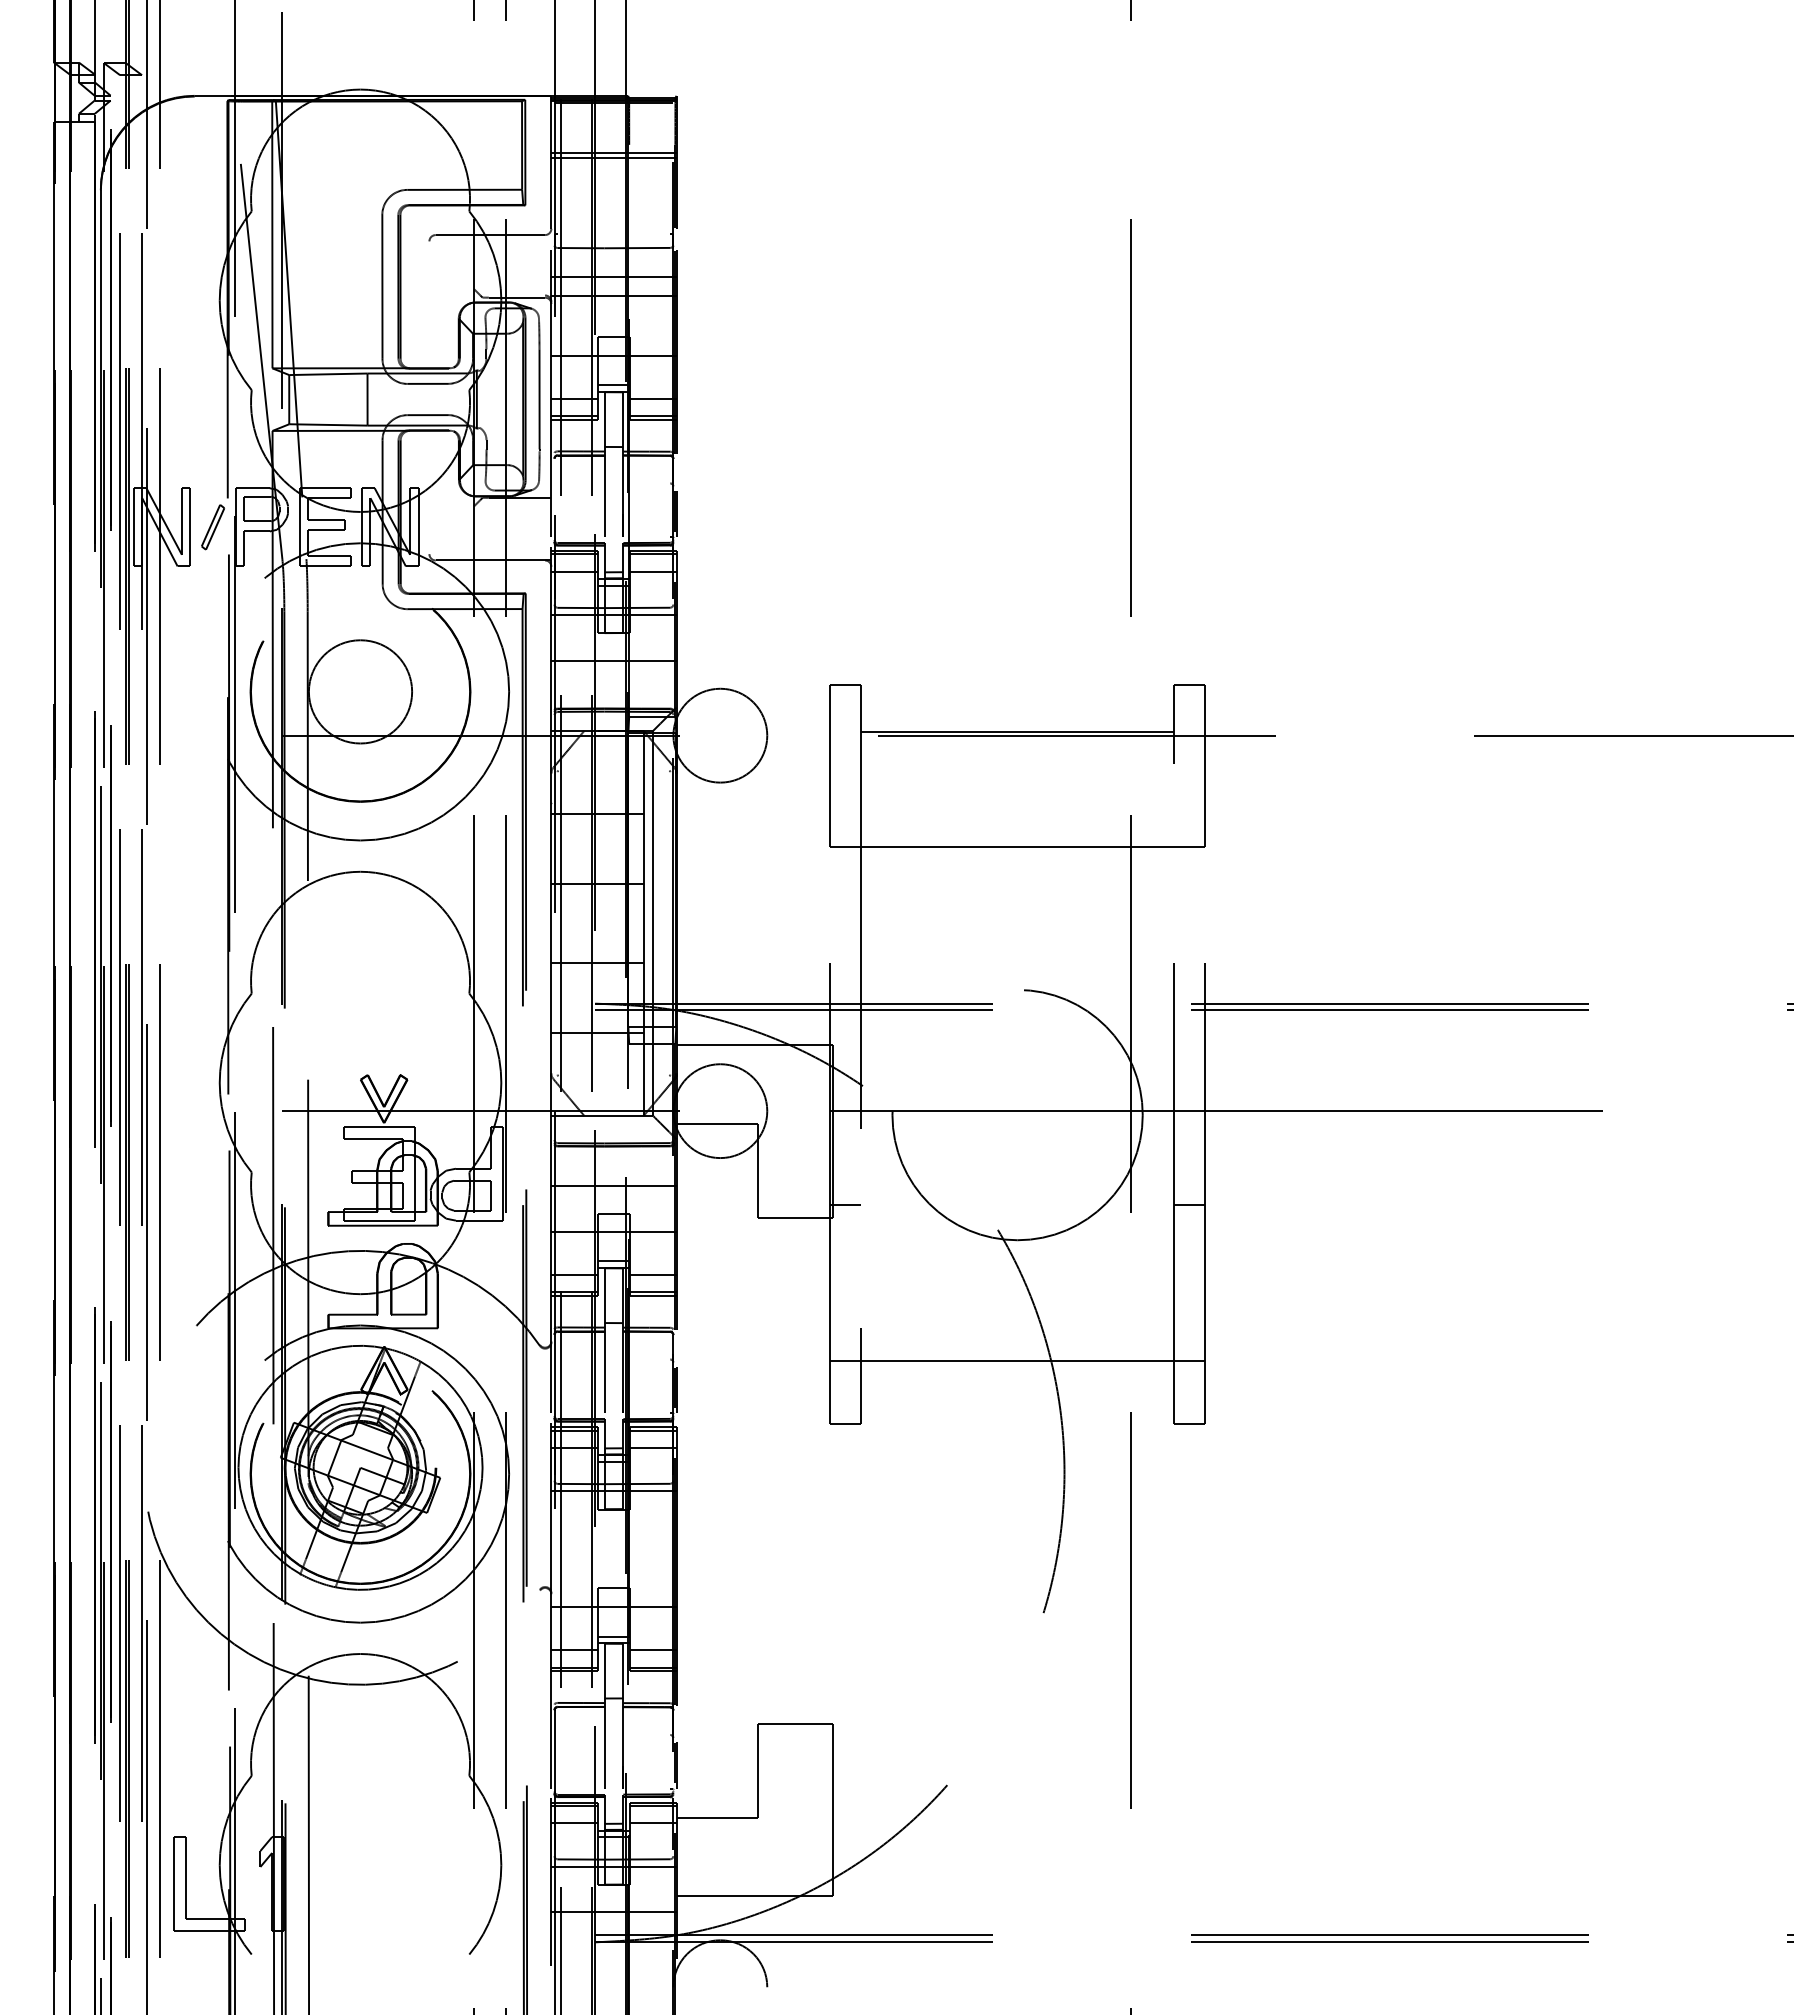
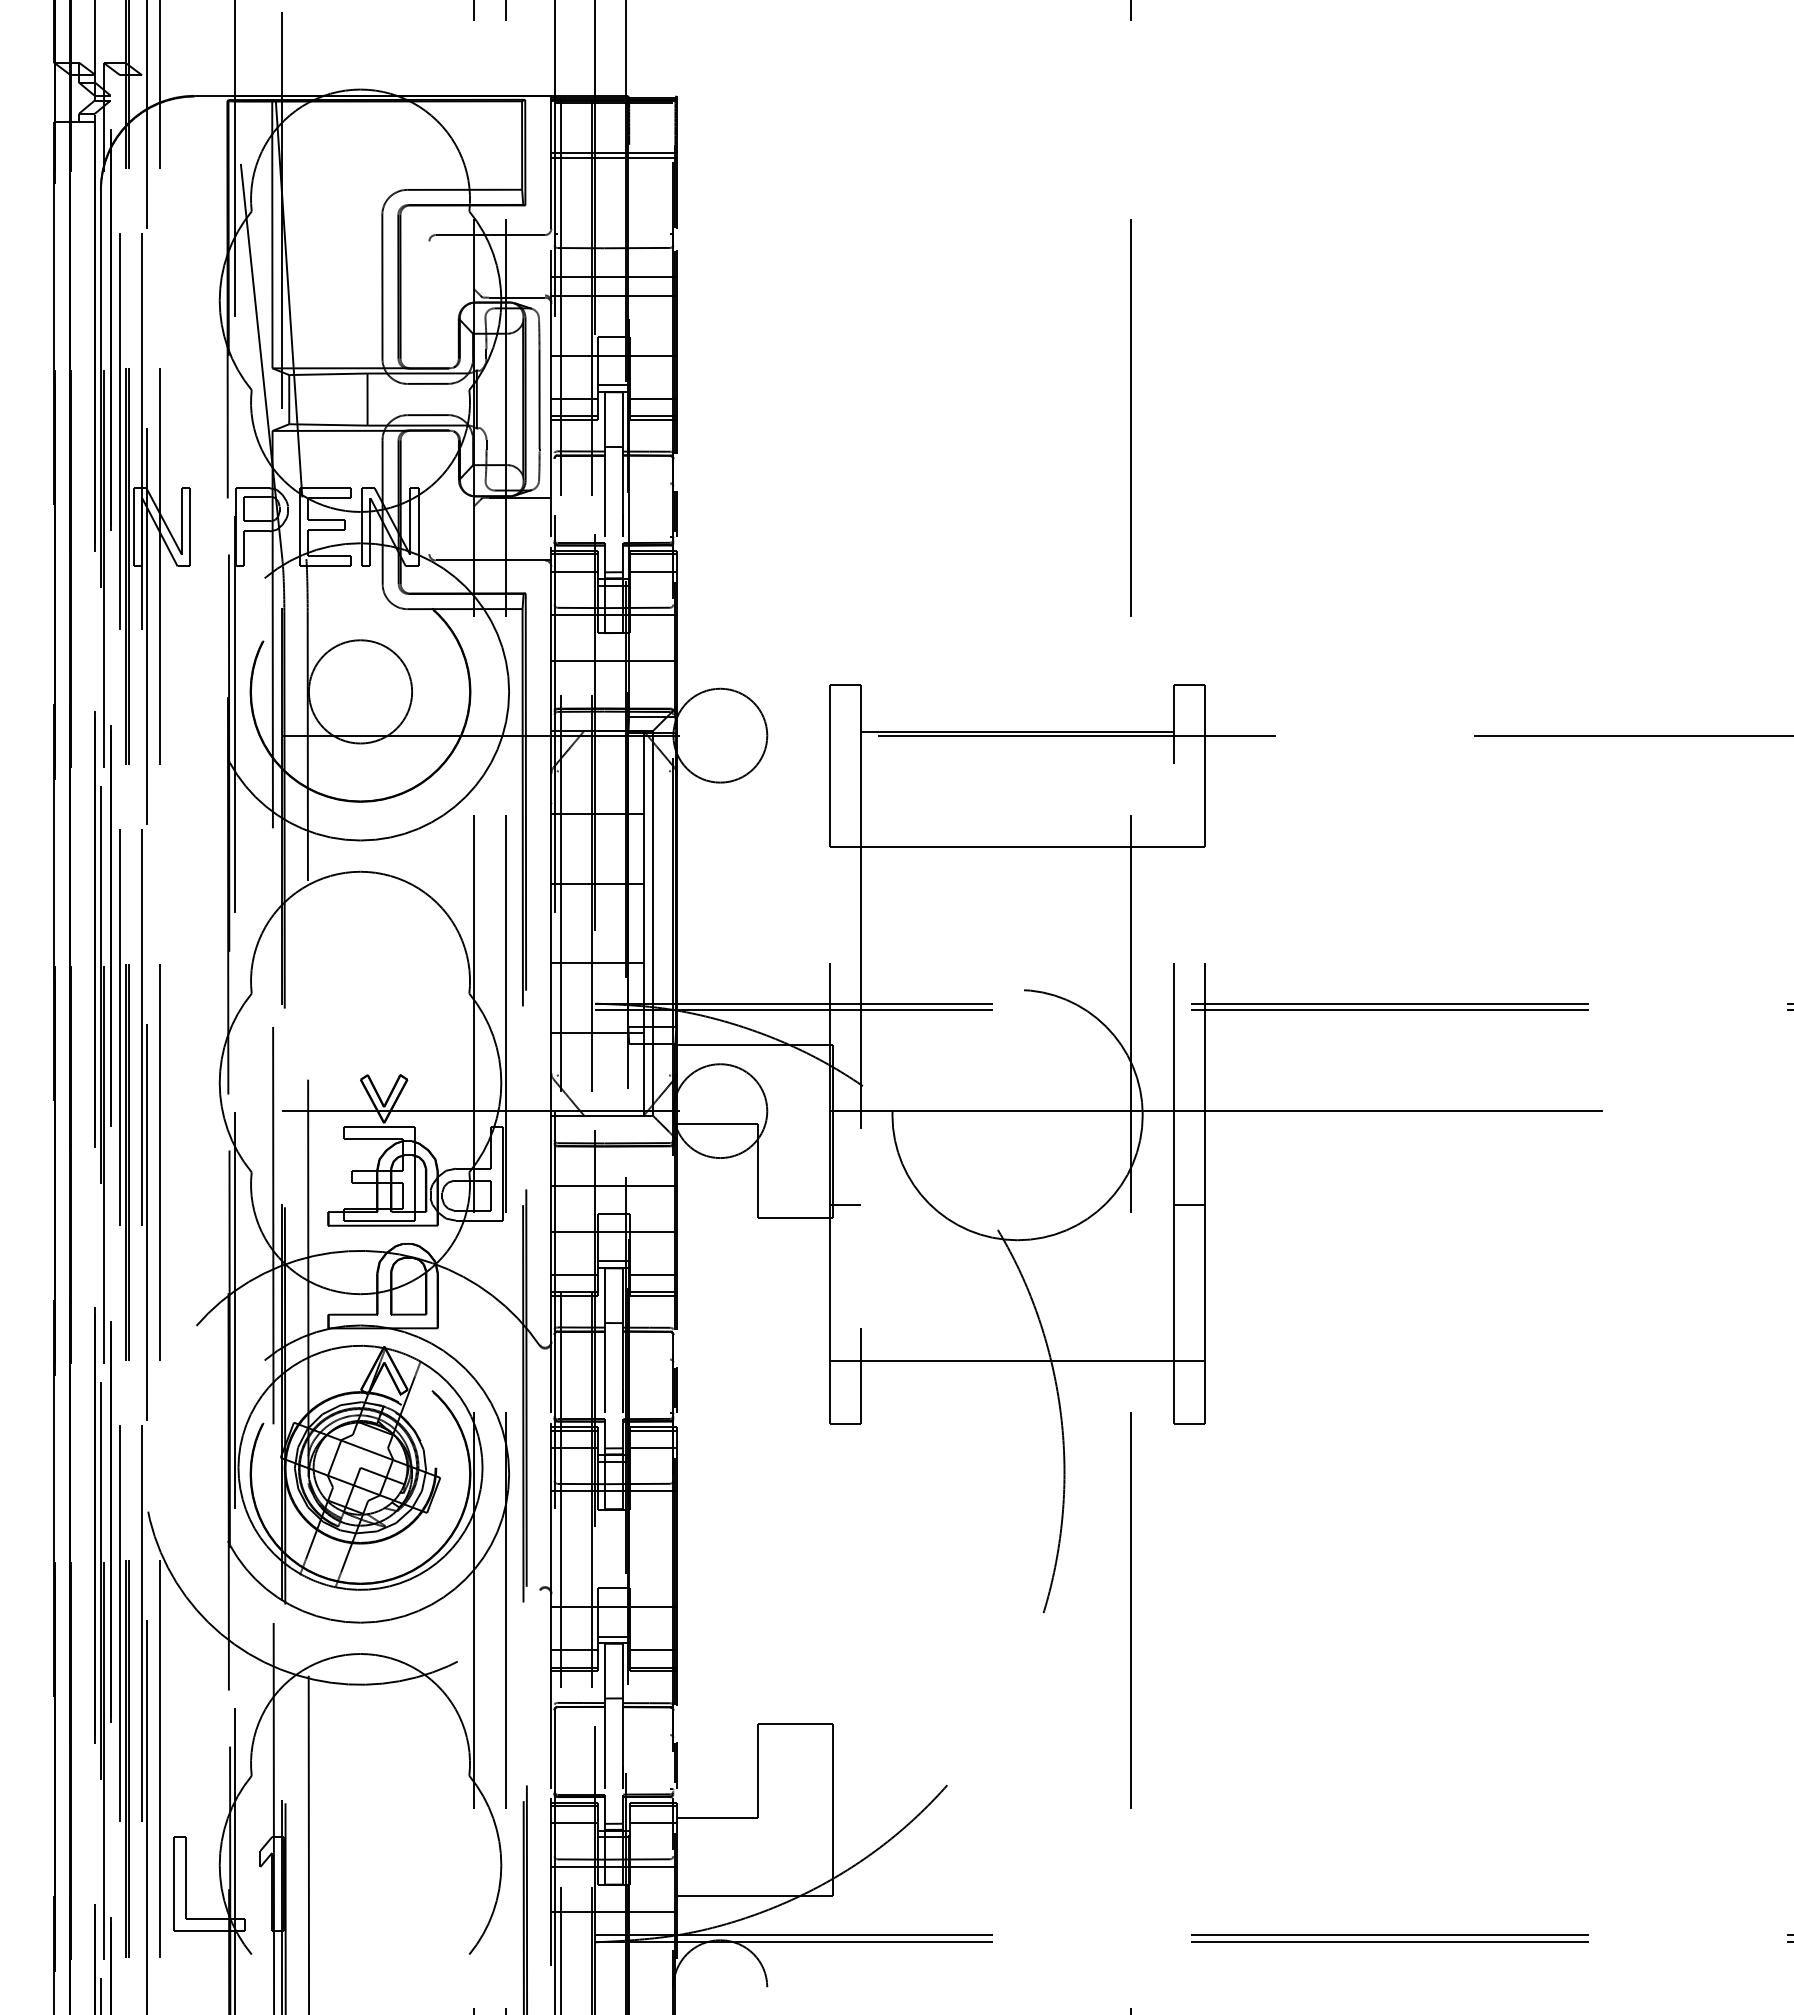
part: present -> none (212, 527)
